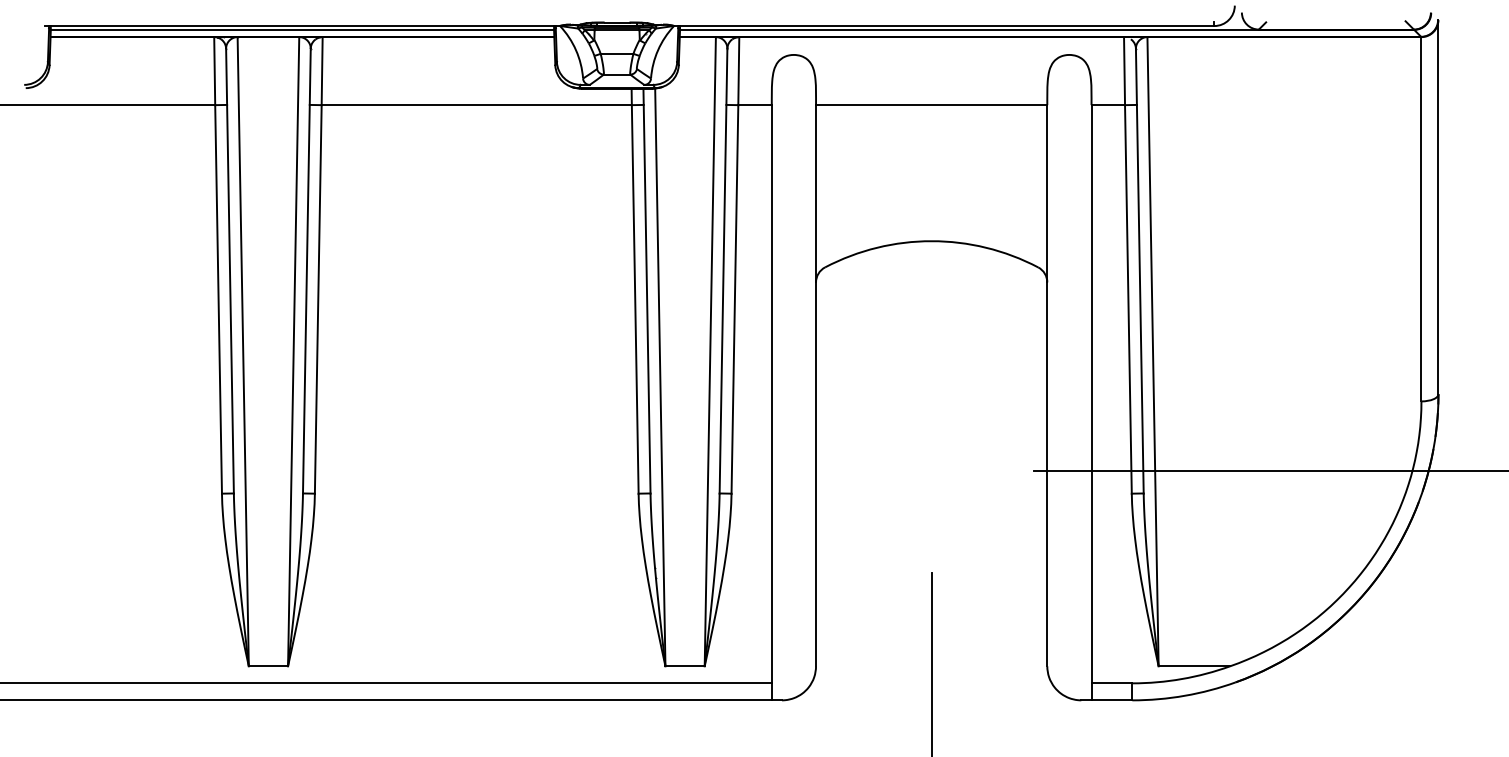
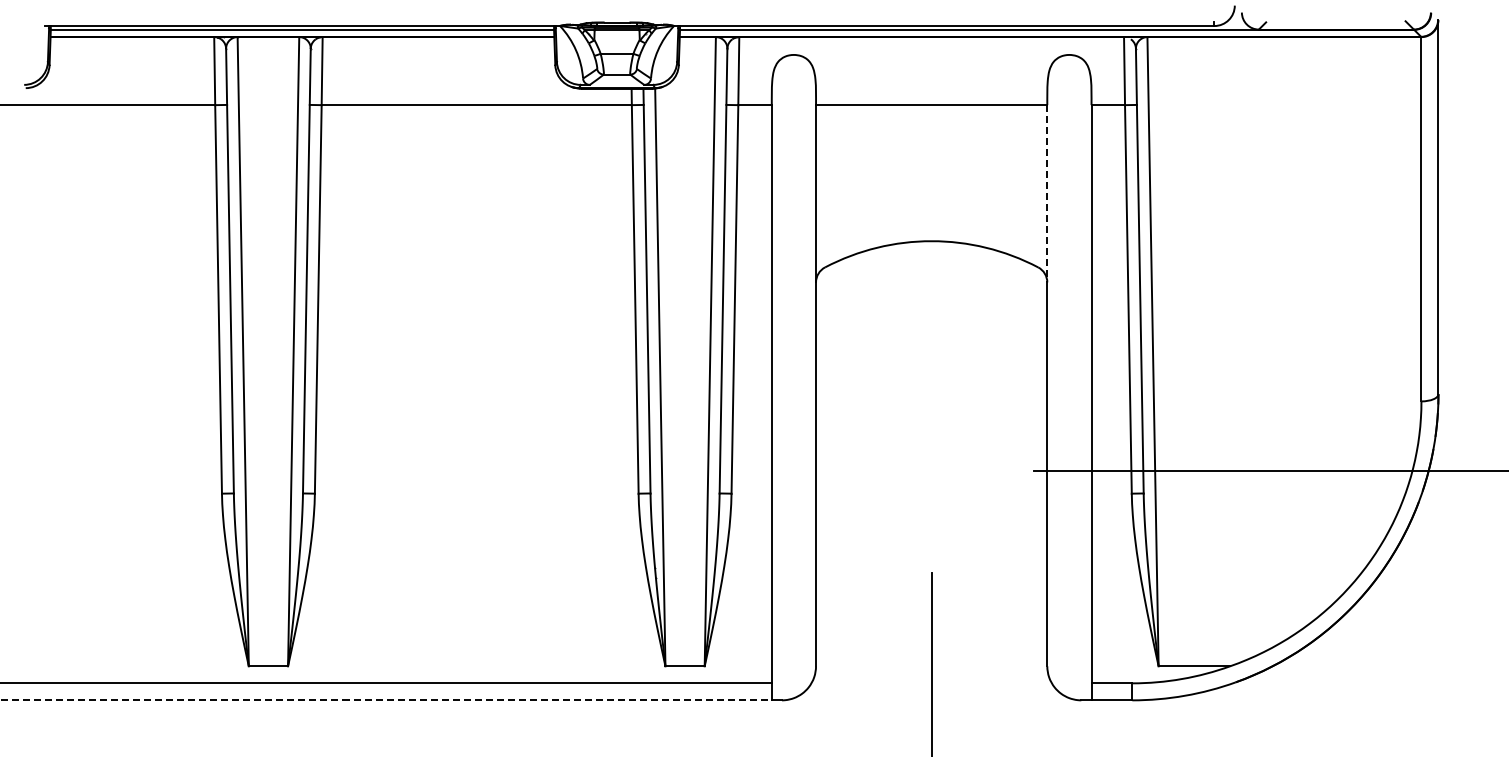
line: solid -> dashed (1047, 193)
line: solid -> dashed (385, 700)
